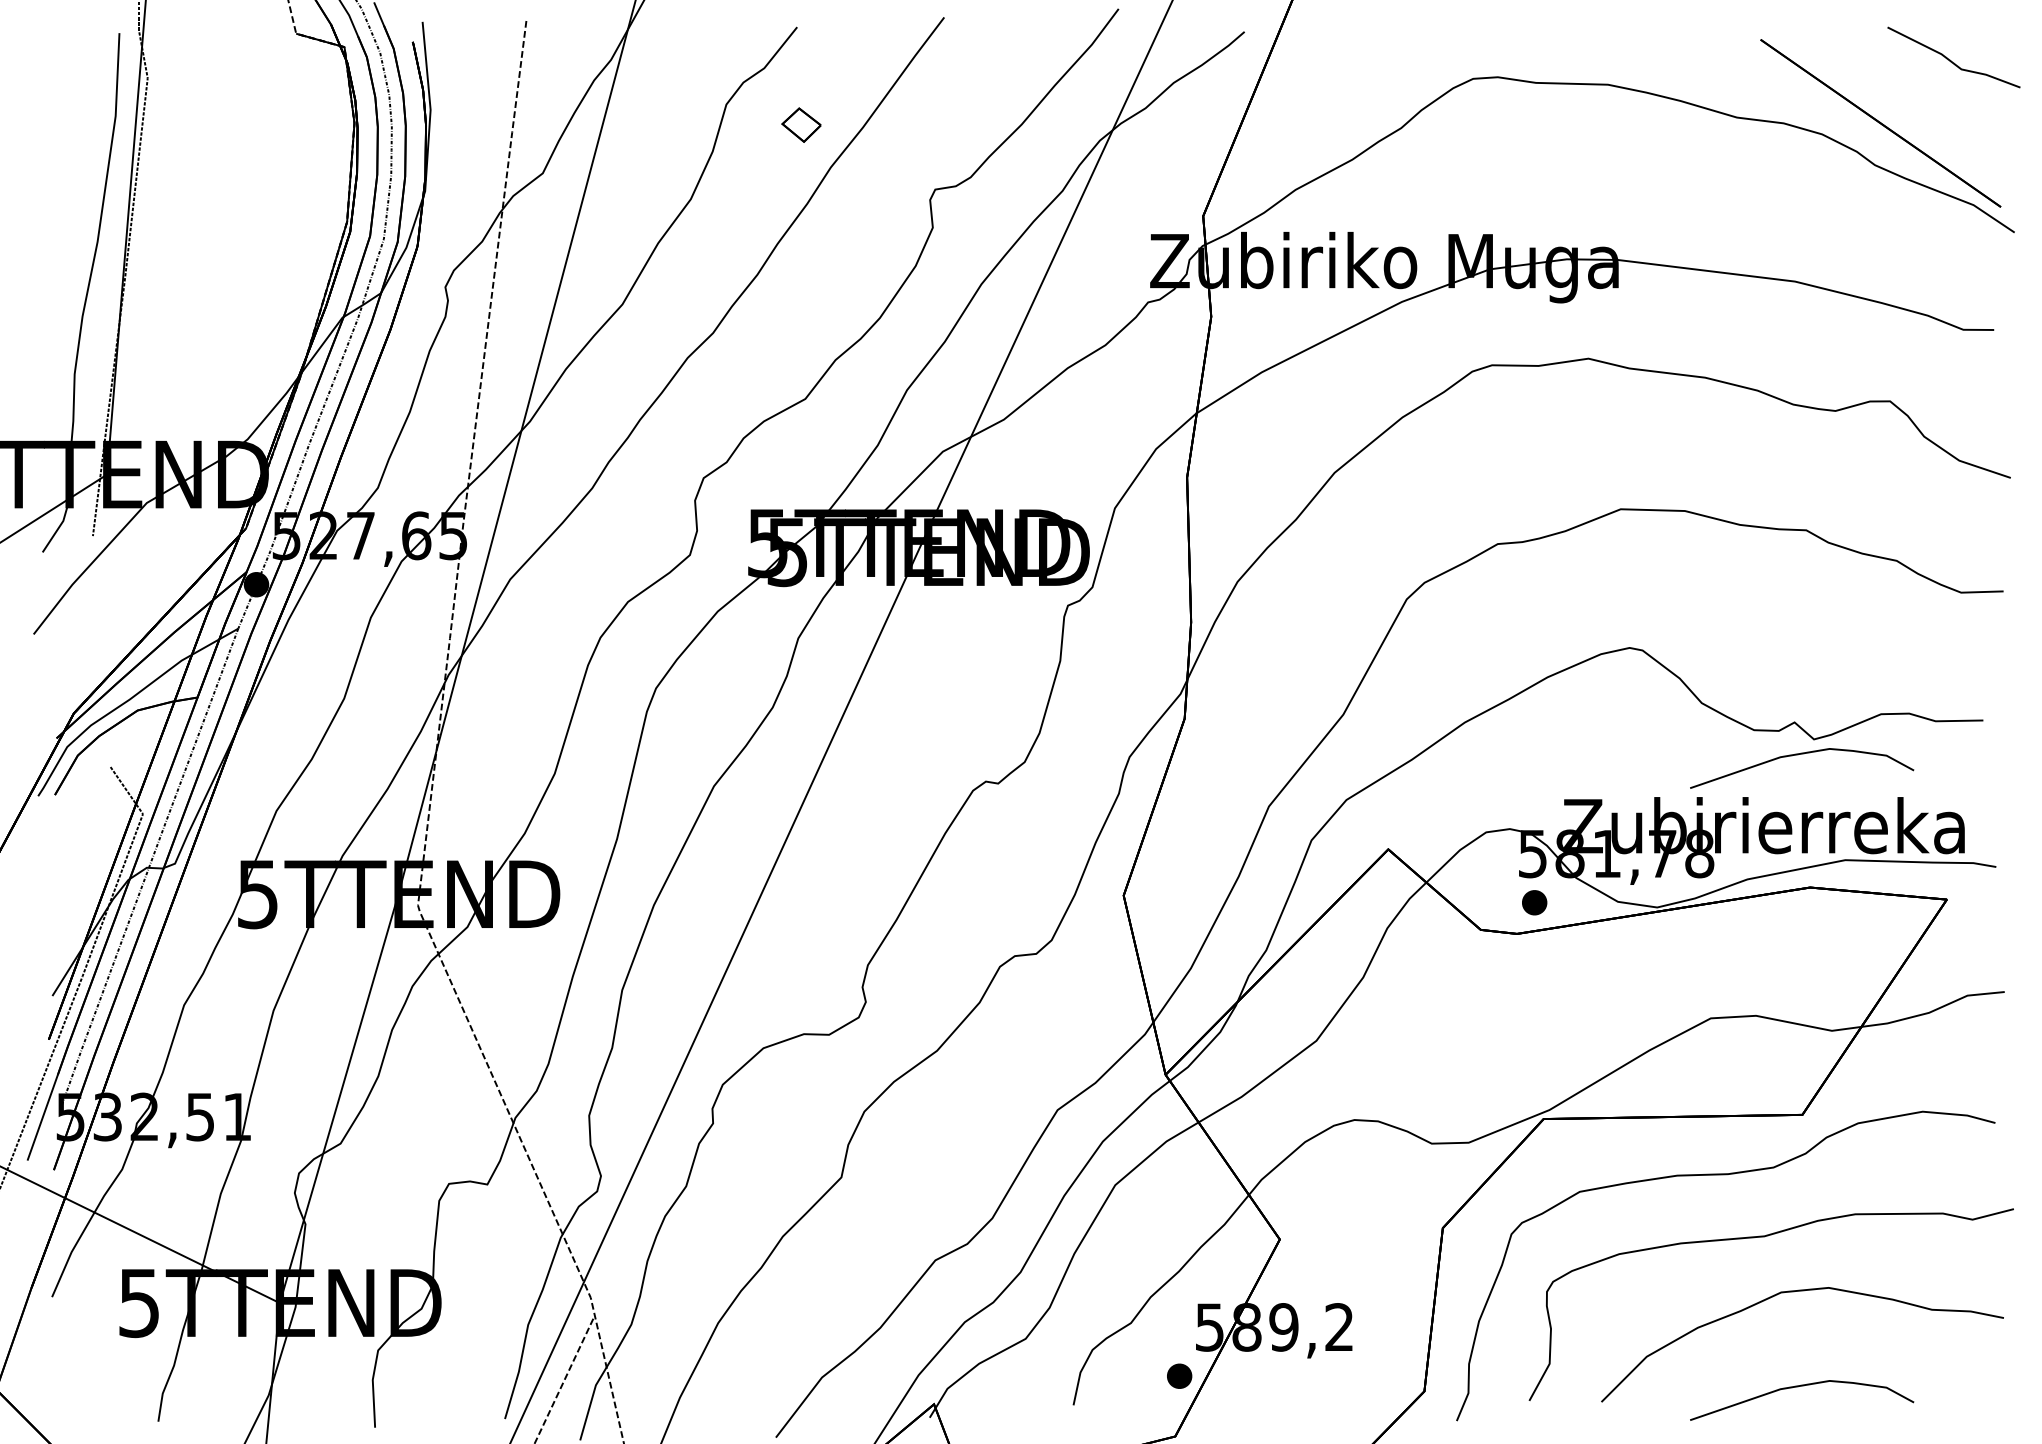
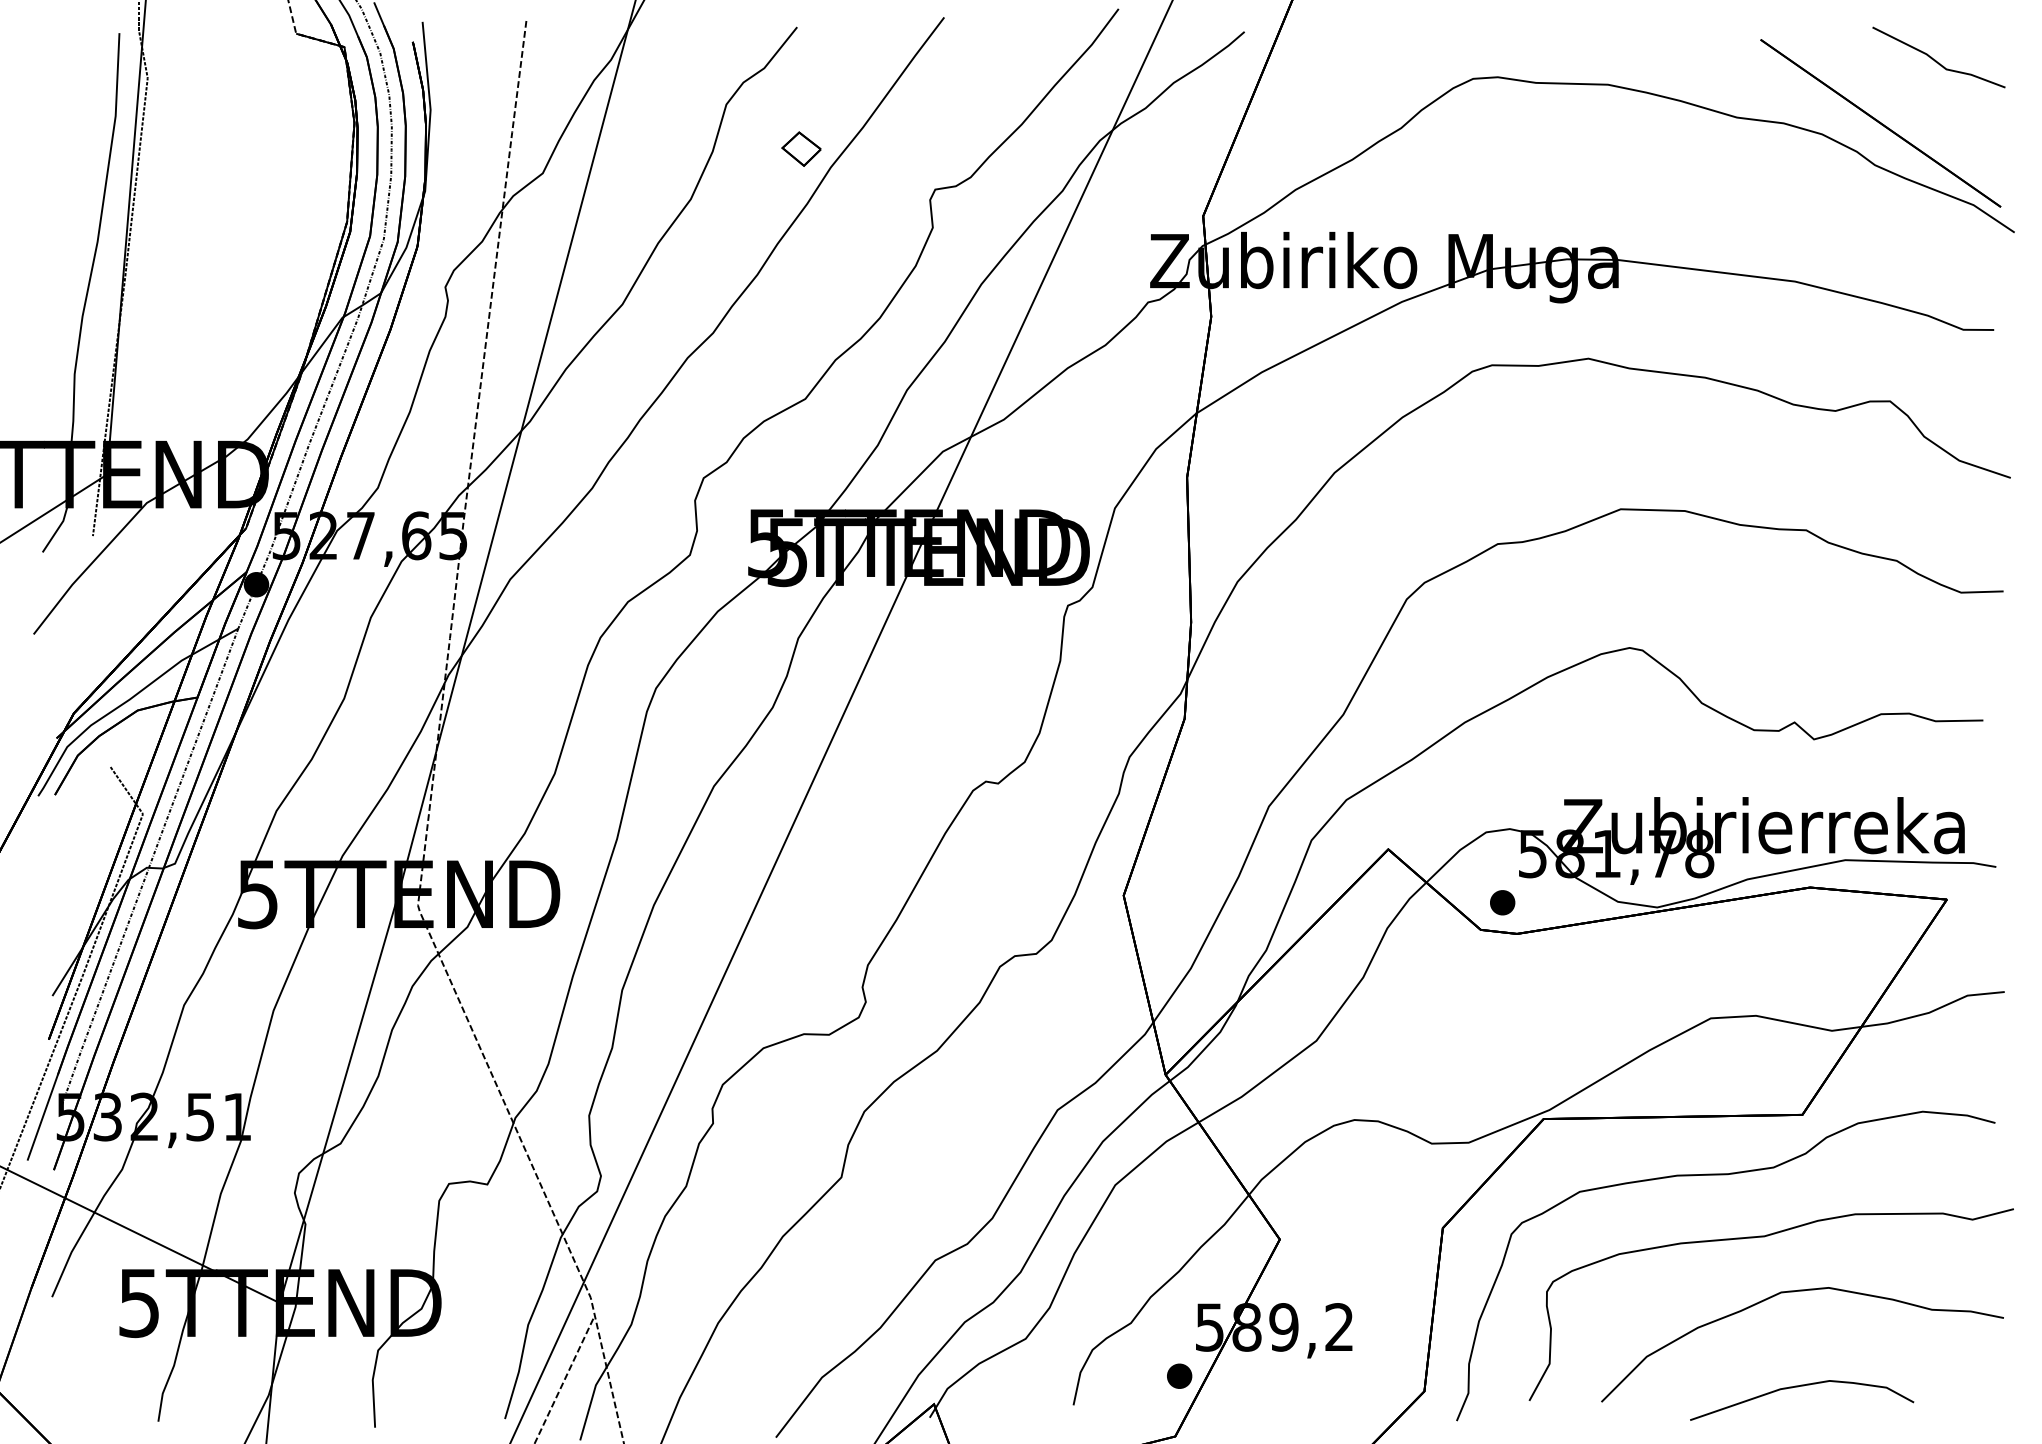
line position: (1950, 59) -> (1935, 59) (1935, 59)
part position: (801, 124) -> (801, 148) (801, 148)
curve: present -> none (1798, 755)
part position: (1534, 902) -> (1502, 902) (1502, 902)
